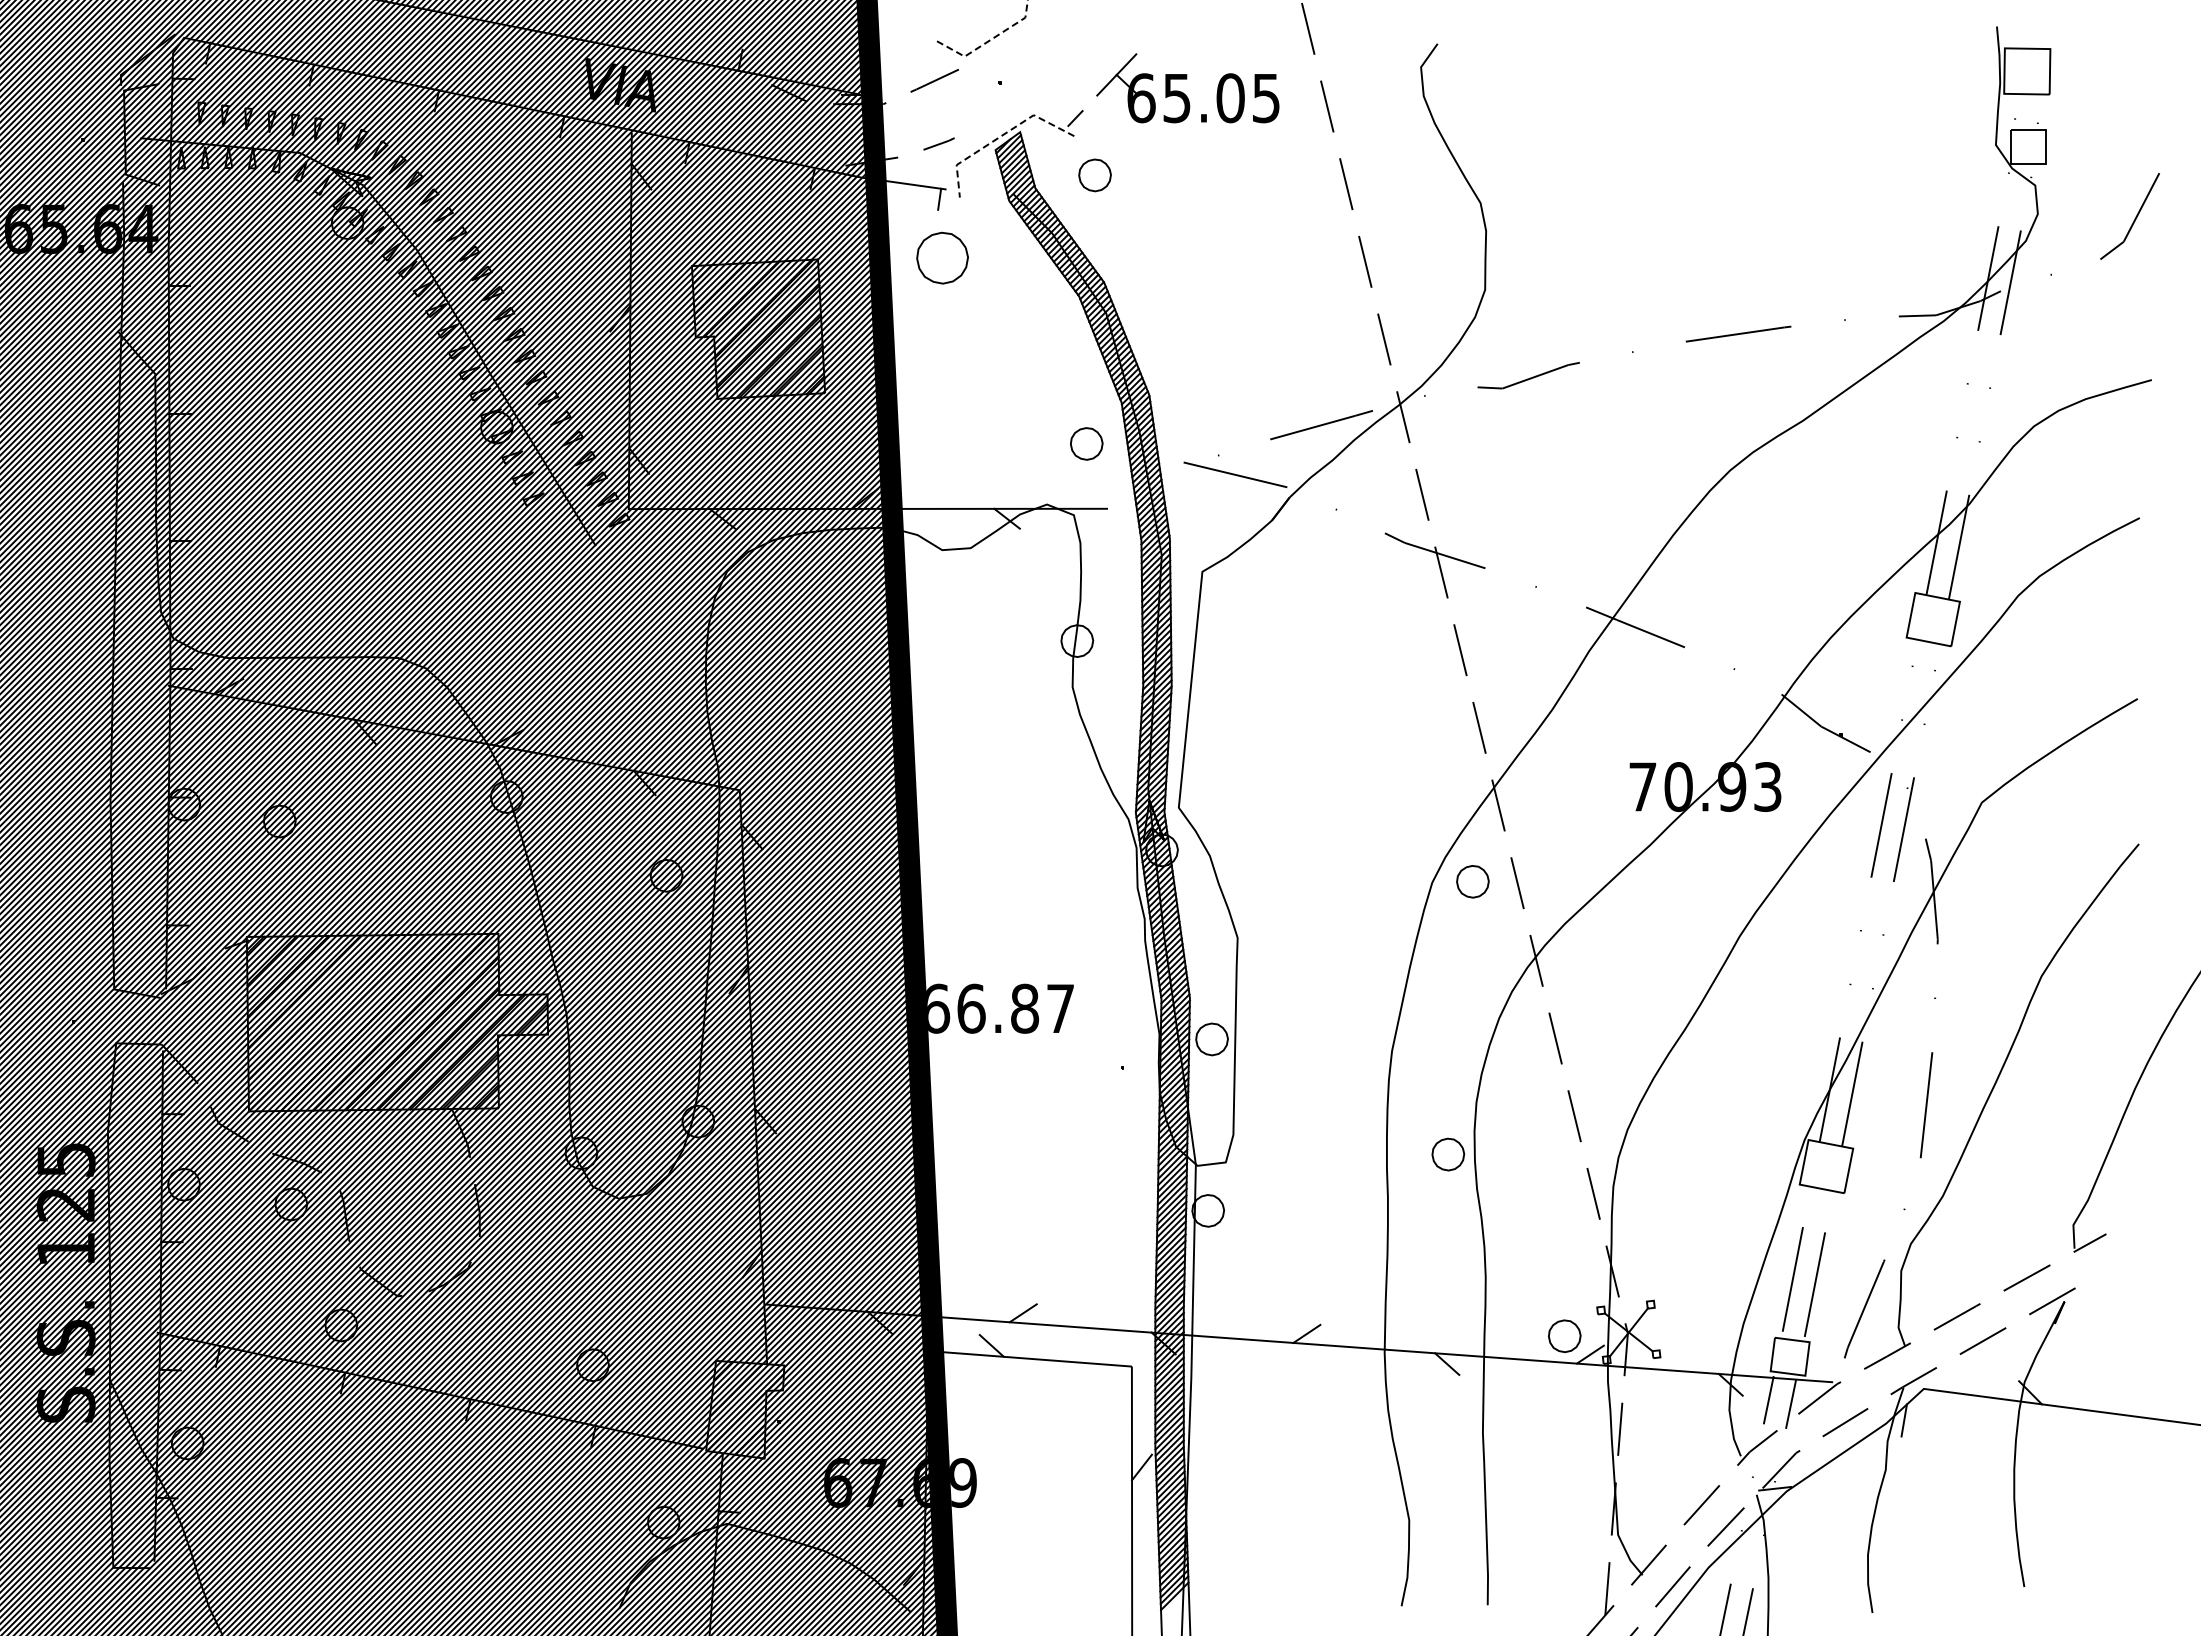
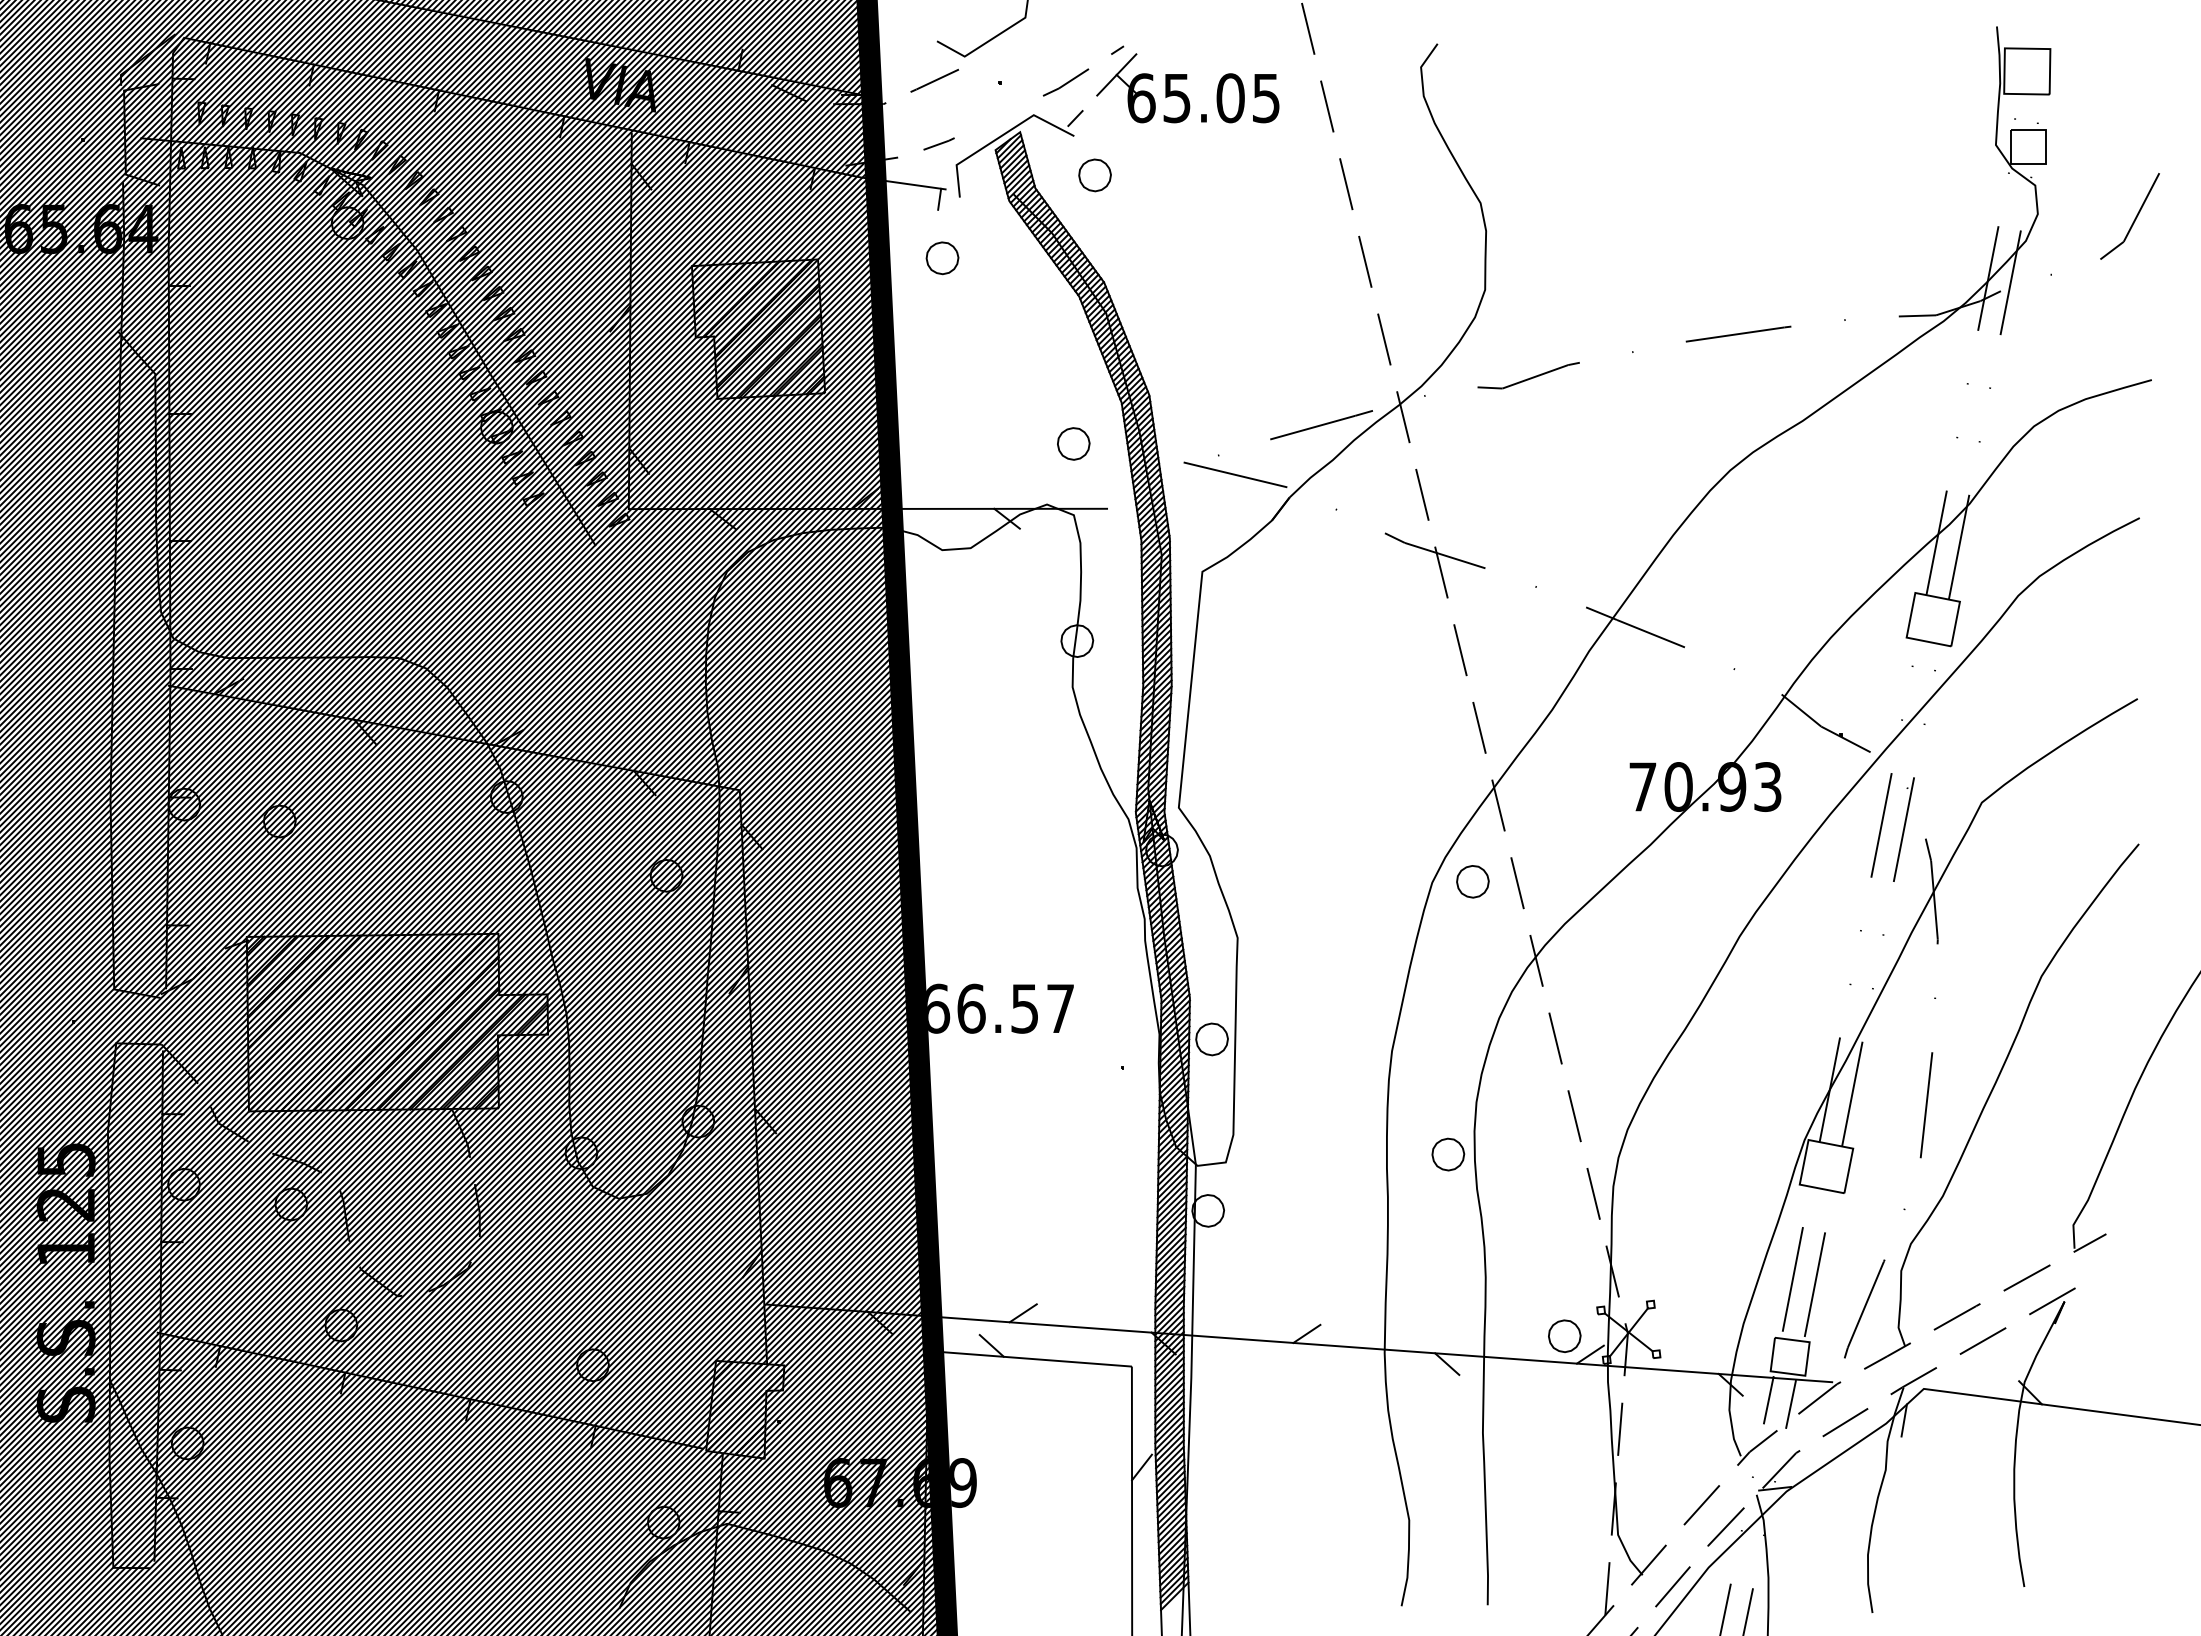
line: dashed -> solid (989, 40)
line: none -> present (1084, 70)
line: dashed -> solid (1000, 136)
part size: 53x54 px -> 35x35 px (942, 258)
part position: (1086, 443) -> (1073, 443) (1073, 443)
text: 66.87 -> 66.57 (1025, 1008)
